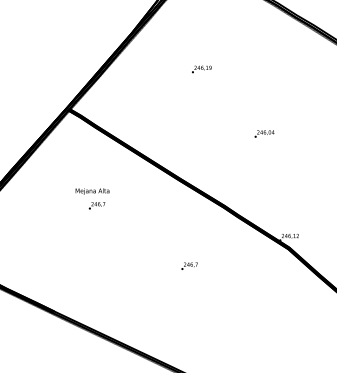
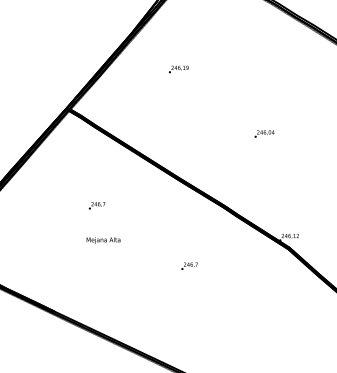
text position: (201, 69) -> (178, 69) (178, 69)
text position: (92, 191) -> (103, 240) (103, 240)
